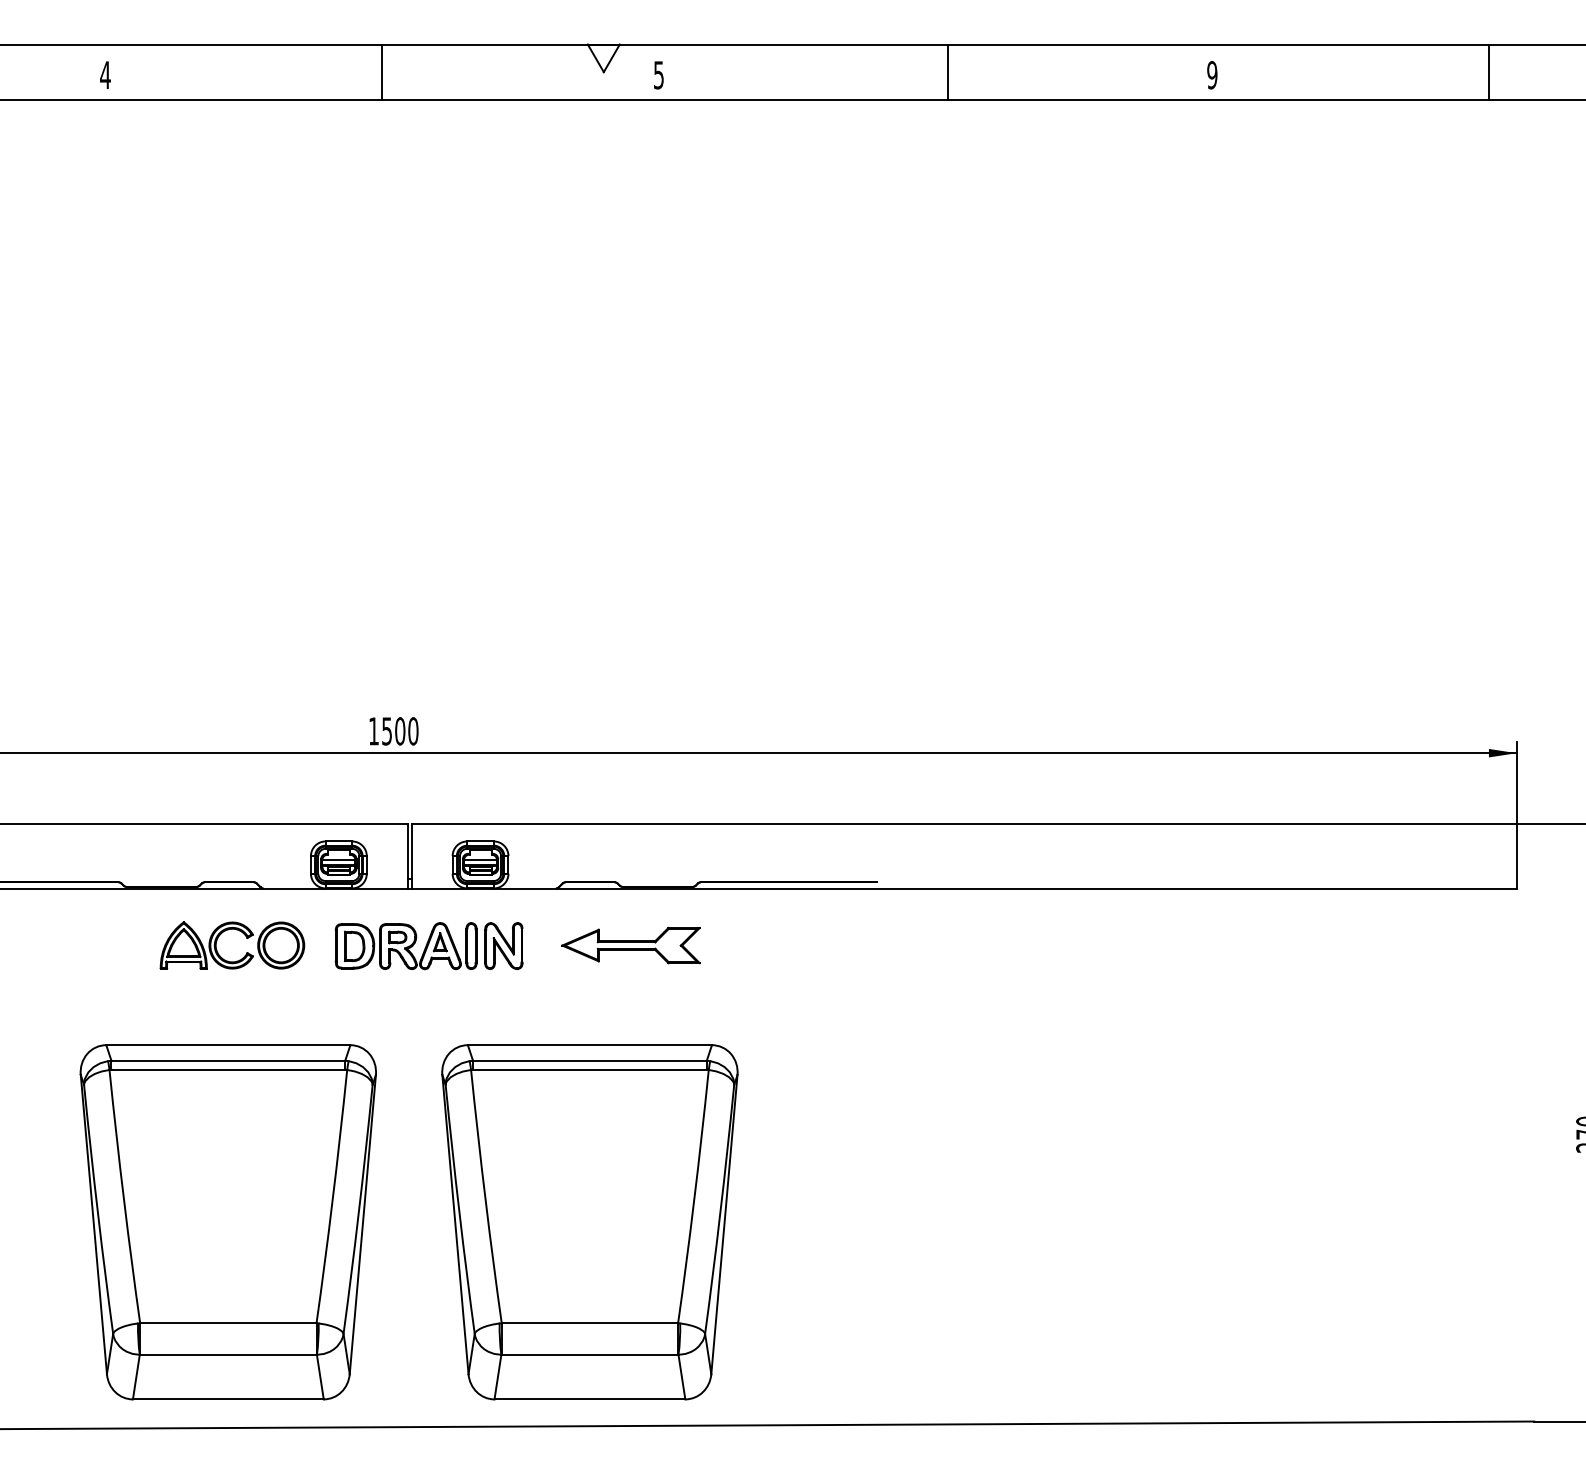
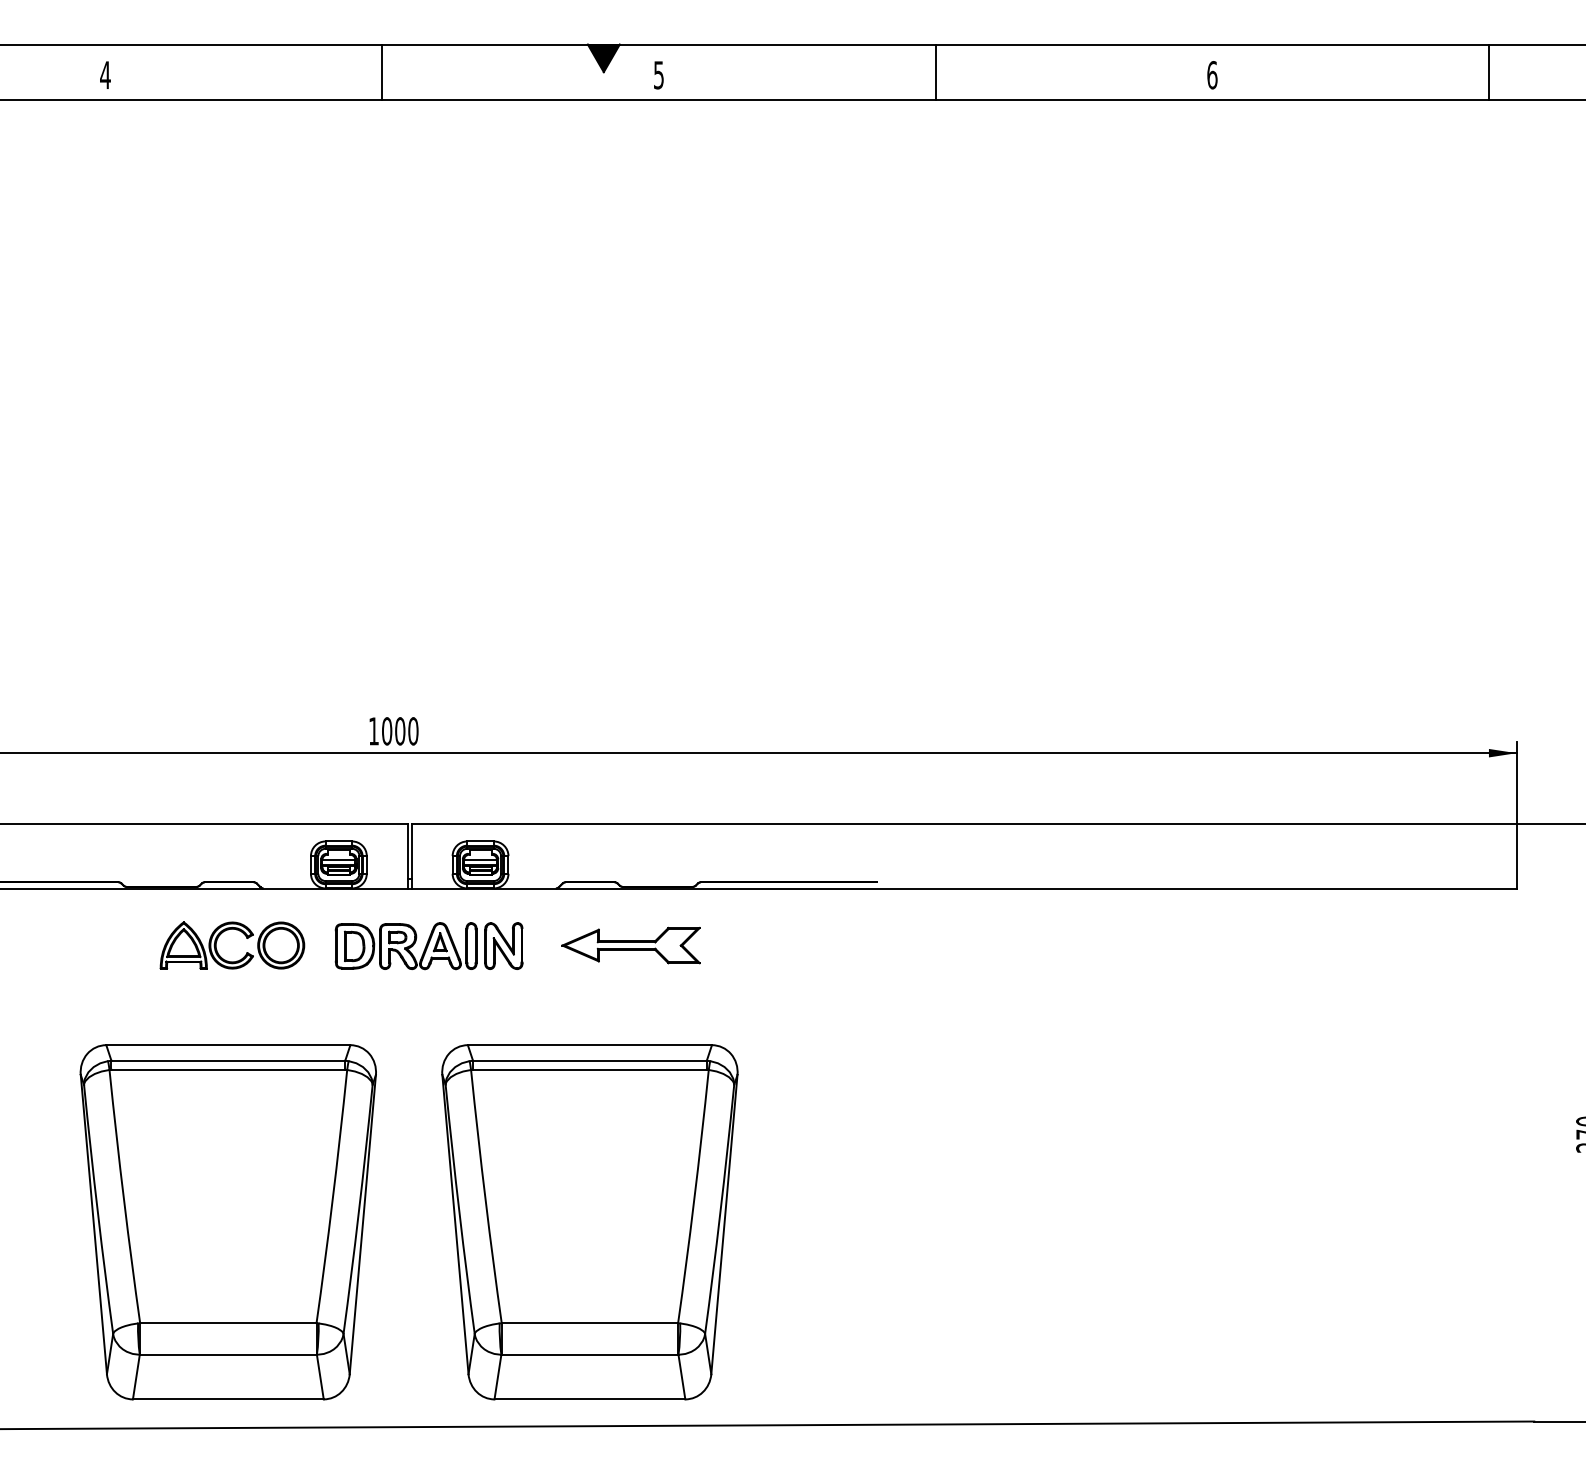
fill: none -> present (603, 58)
line position: (947, 71) -> (935, 71) (935, 71)
text: 9 -> 6 (1212, 75)
text: 1500 -> 1000 (387, 731)
